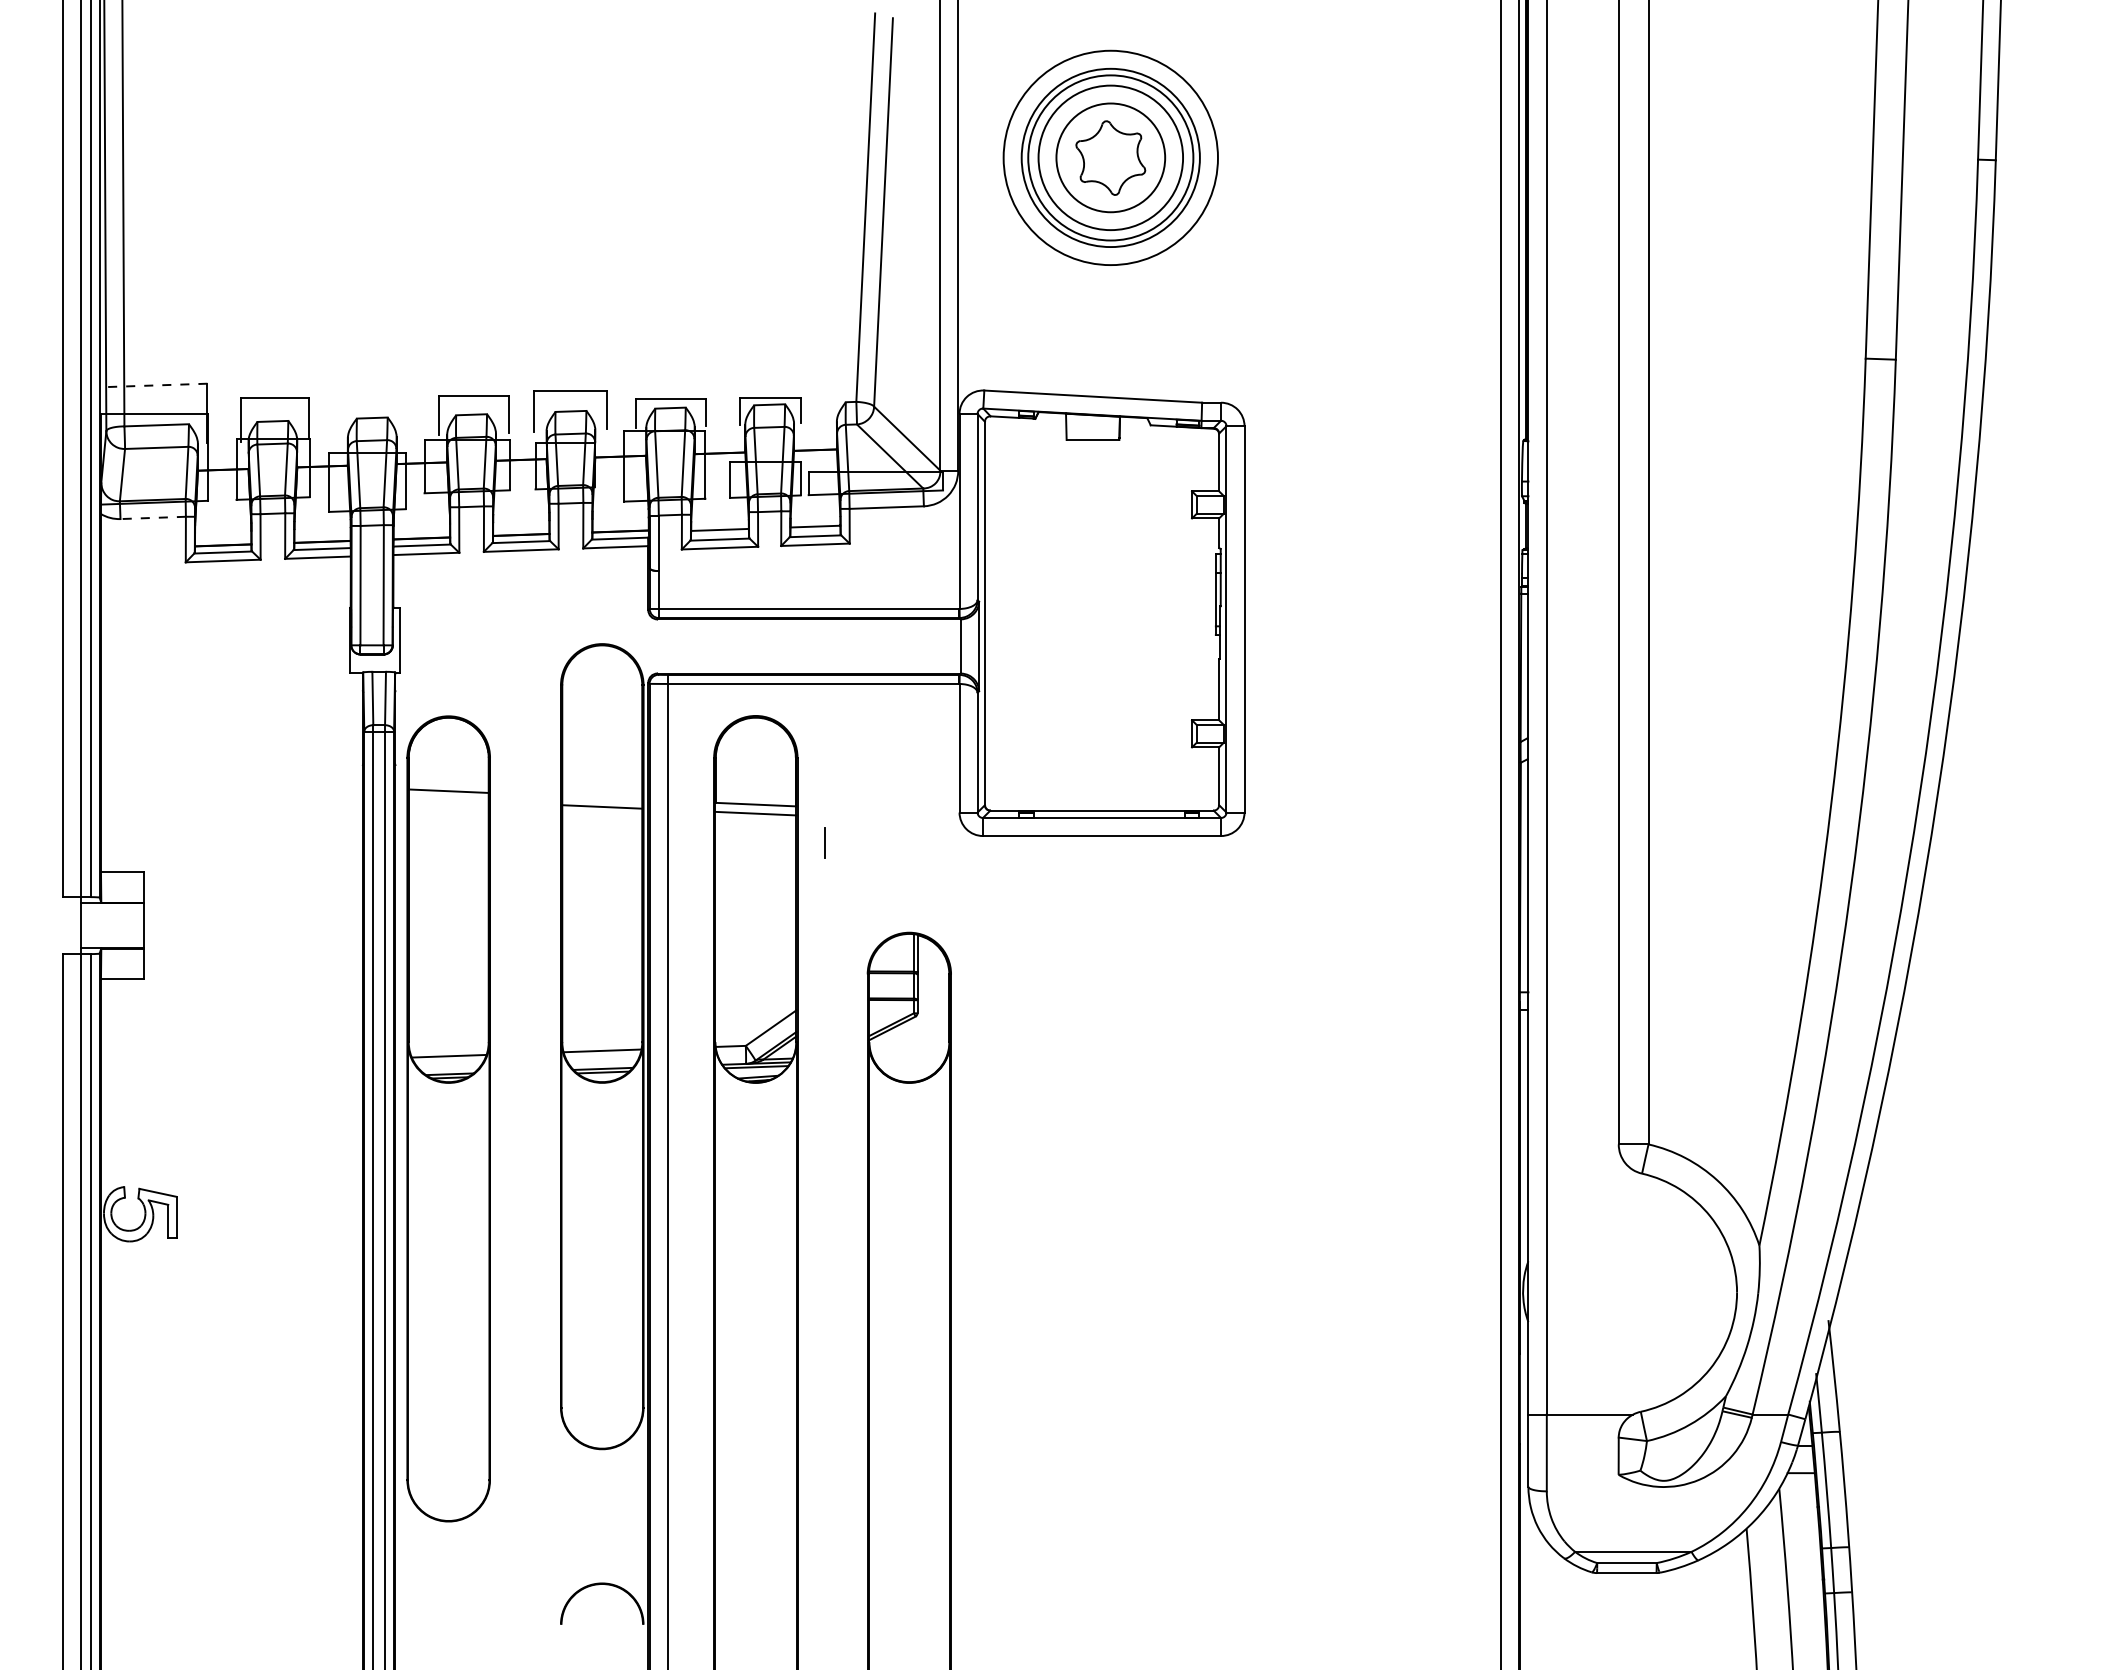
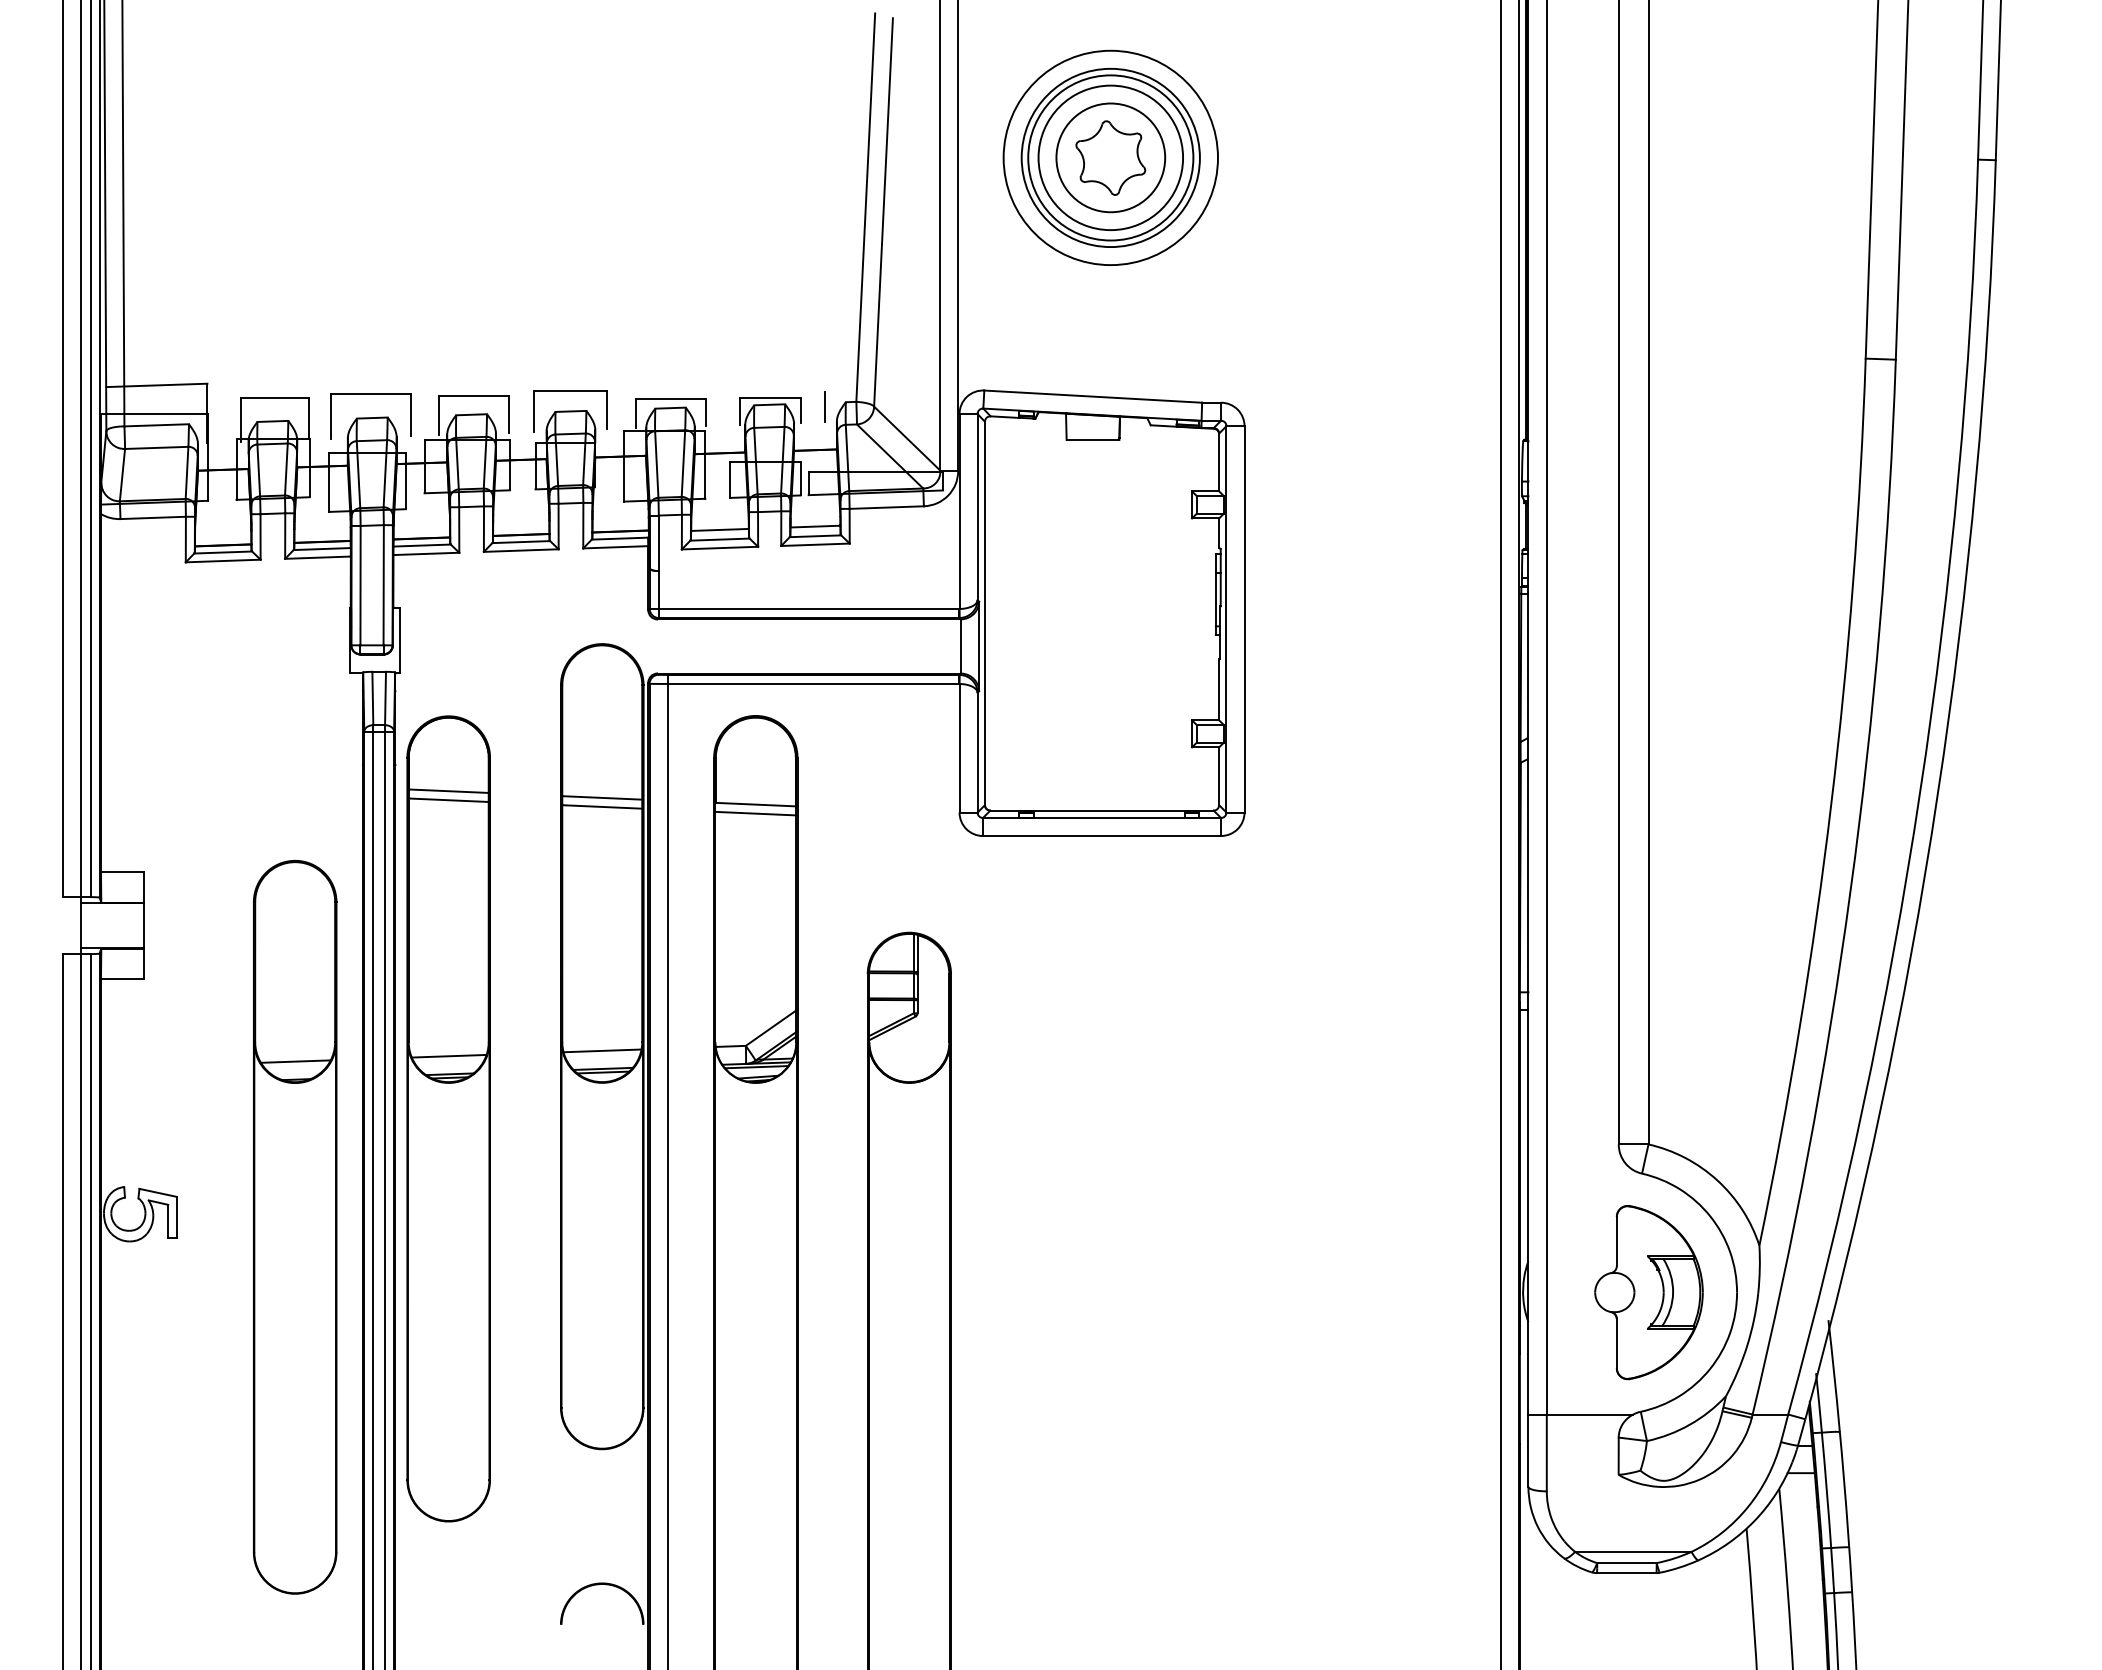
line: dashed -> solid (156, 385)
part: none -> present (370, 394)
line: dashed -> solid (153, 517)
line: none -> present (602, 797)
line: none -> present (448, 799)
line position: (824, 842) -> (824, 406) (824, 406)
part: none -> present (294, 1227)
part: none -> present (1648, 1292)
